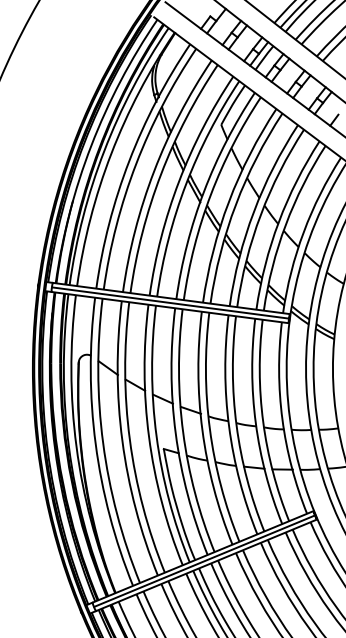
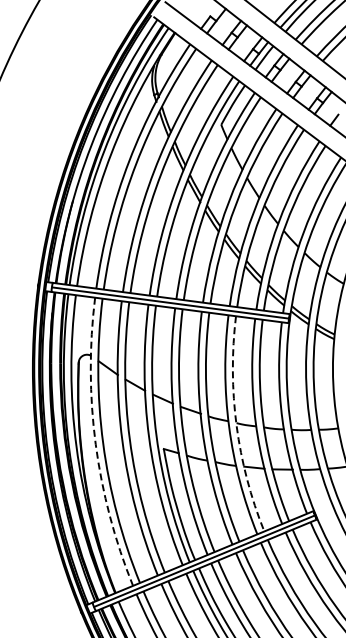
arc: solid -> dashed (236, 425)
arc: solid -> dashed (95, 444)
